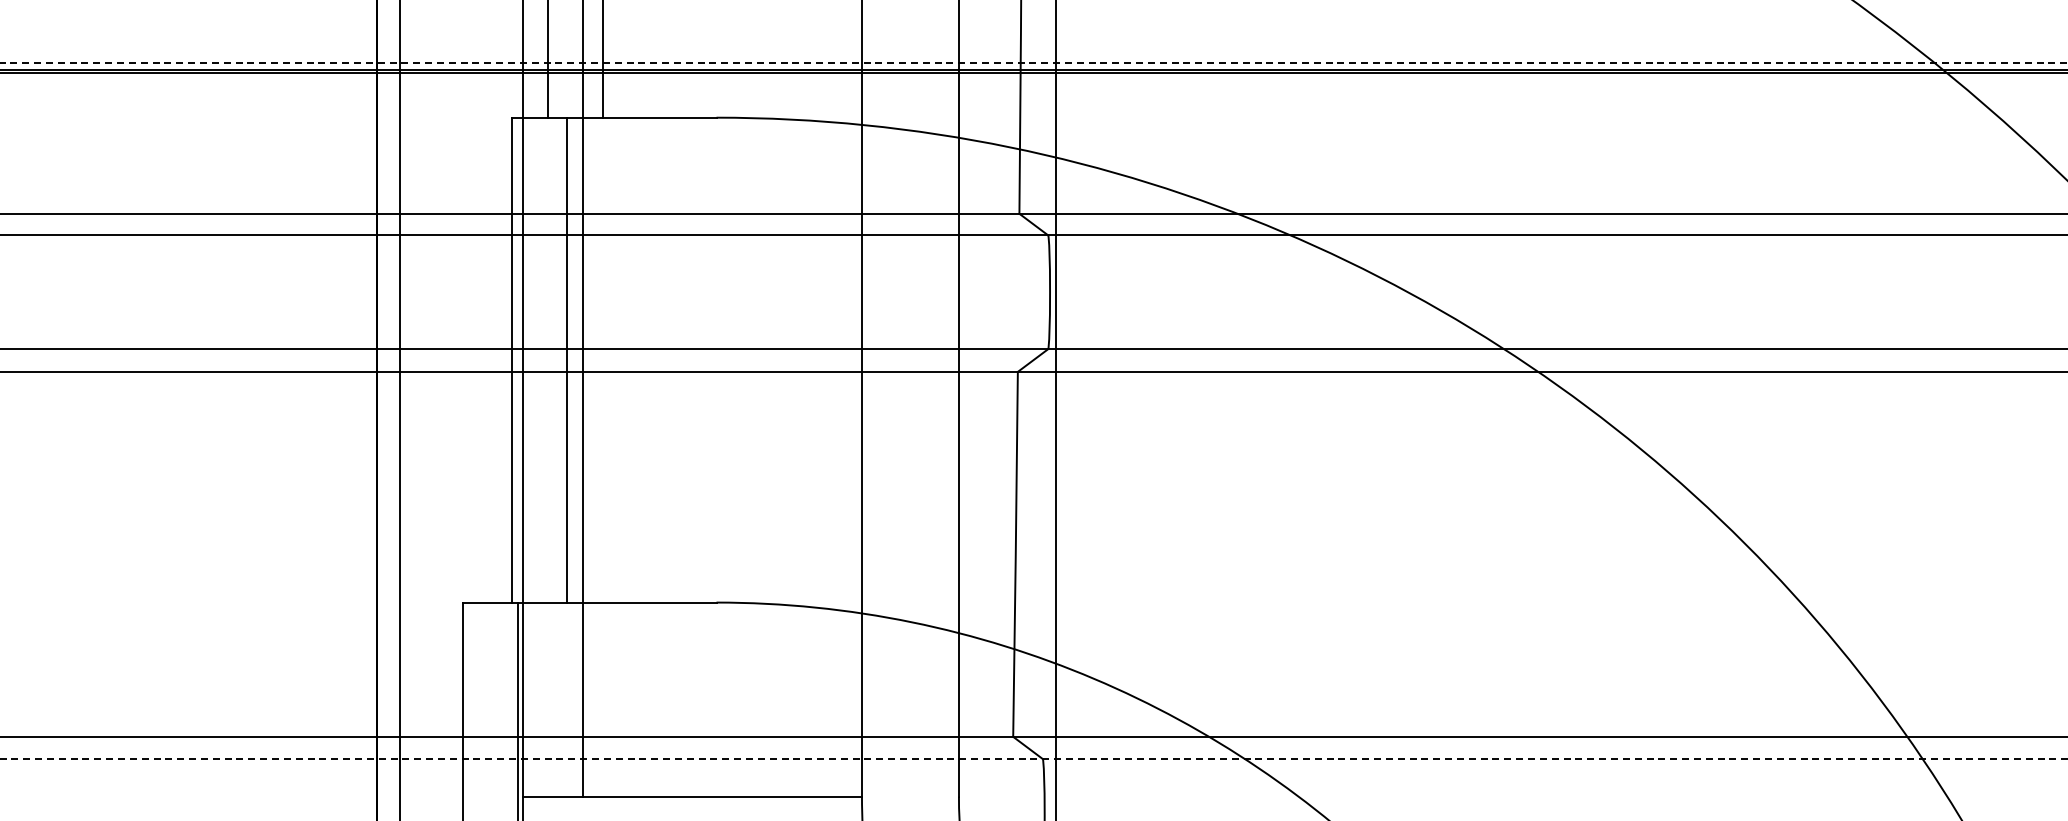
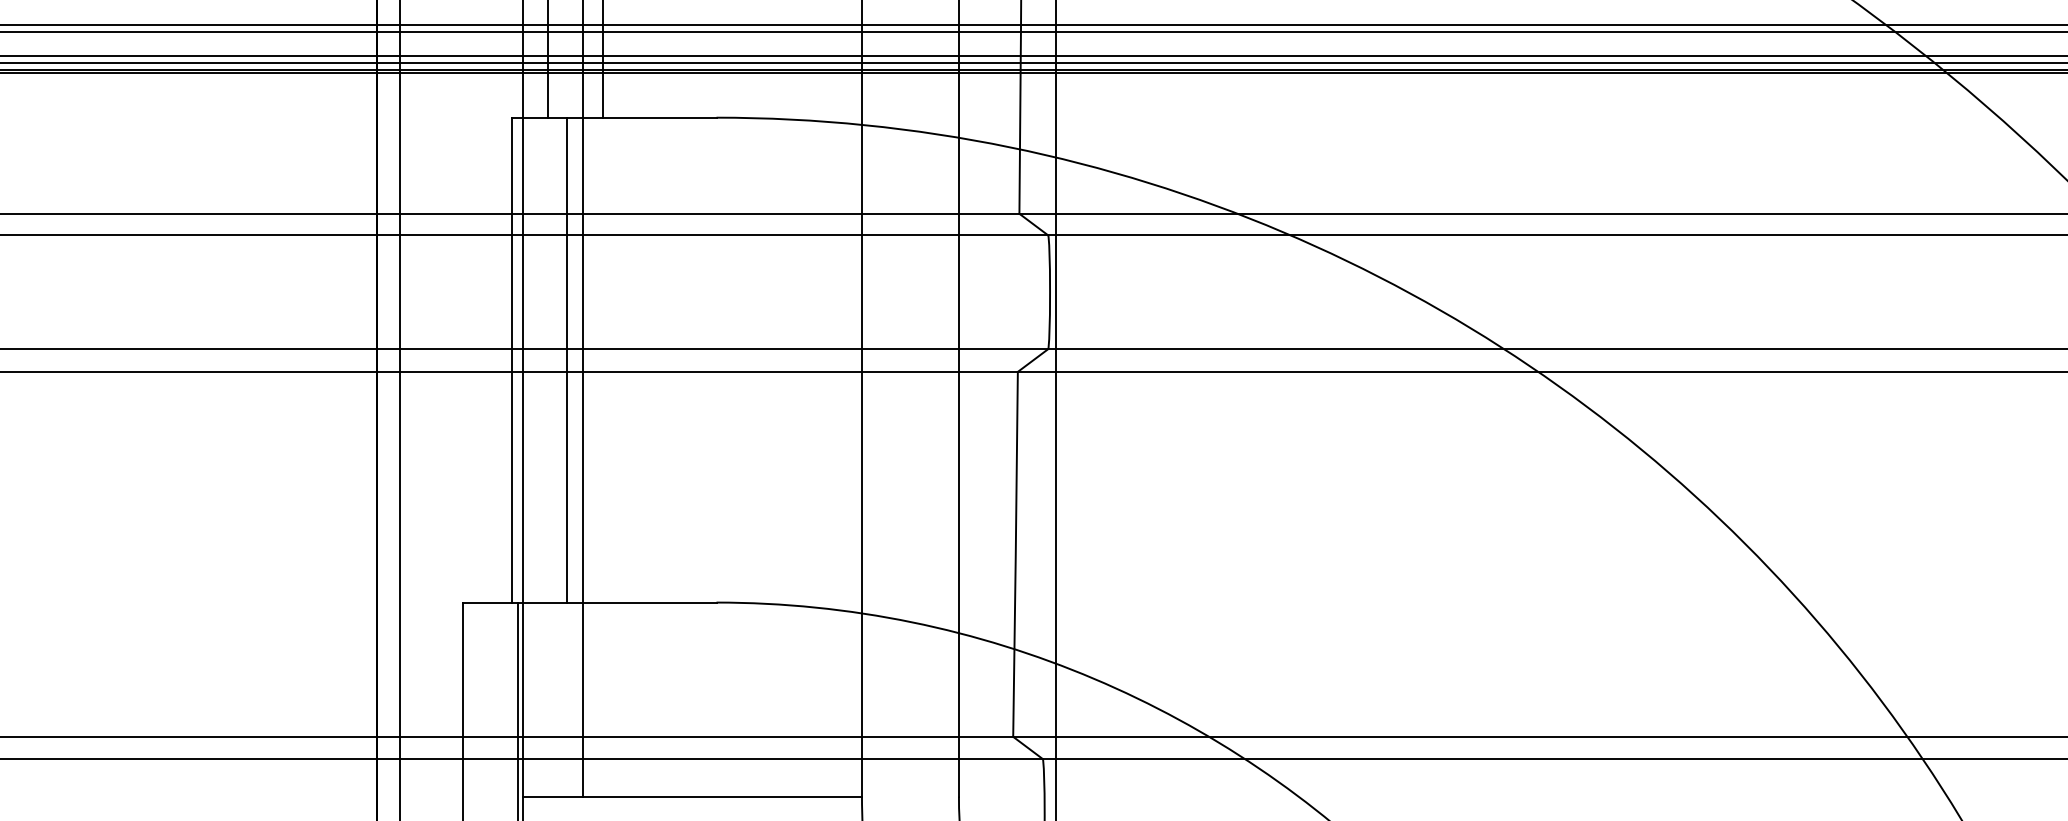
line: none -> present (1033, 25)
line: none -> present (1033, 32)
line: none -> present (1033, 56)
line: dashed -> solid (1033, 62)
line: dashed -> solid (1034, 759)
